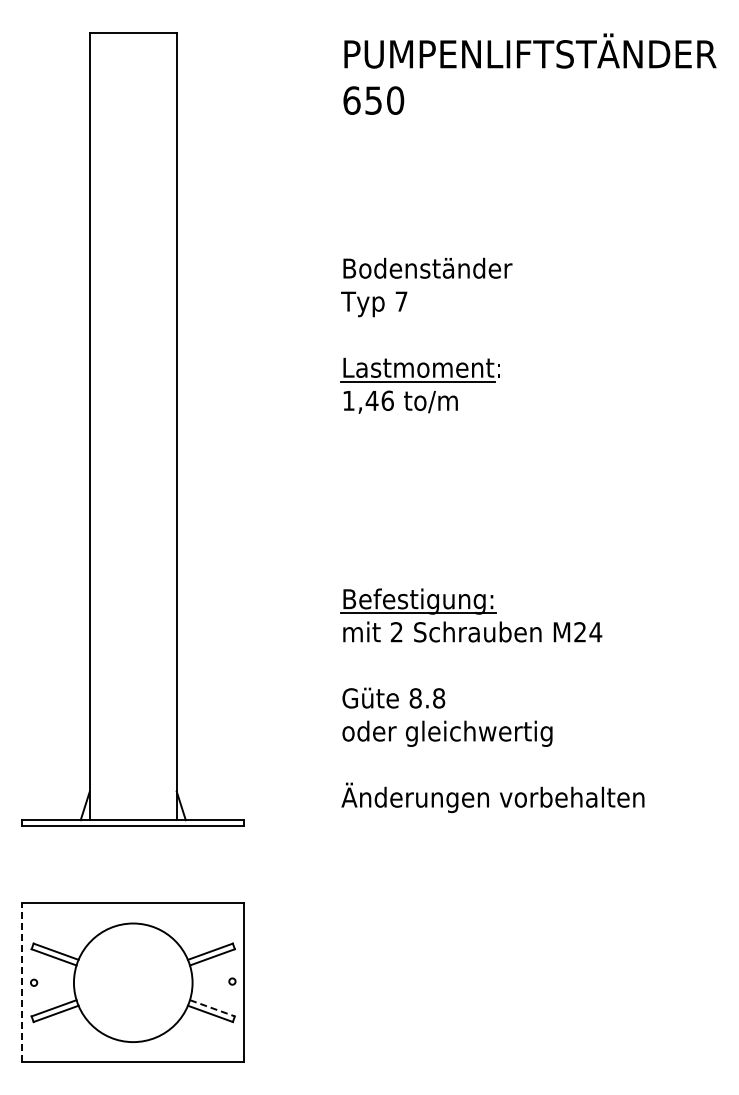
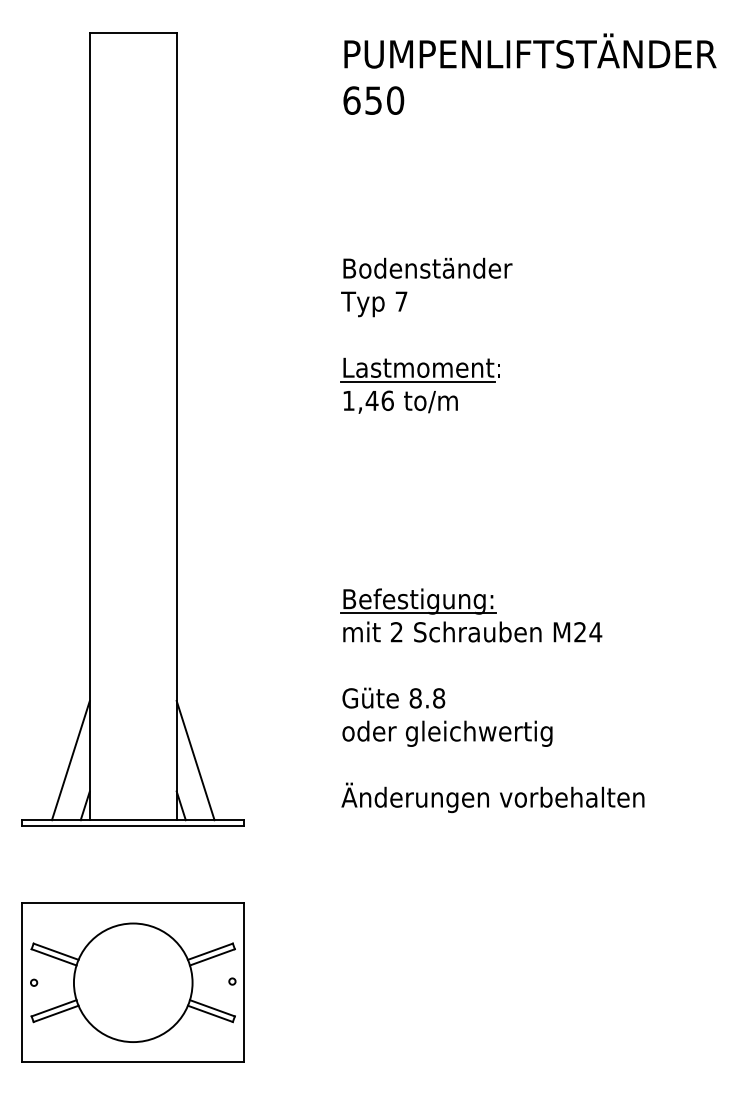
line: none -> present (70, 760)
line: none -> present (195, 760)
line: dashed -> solid (22, 982)
line: dashed -> solid (212, 1008)
